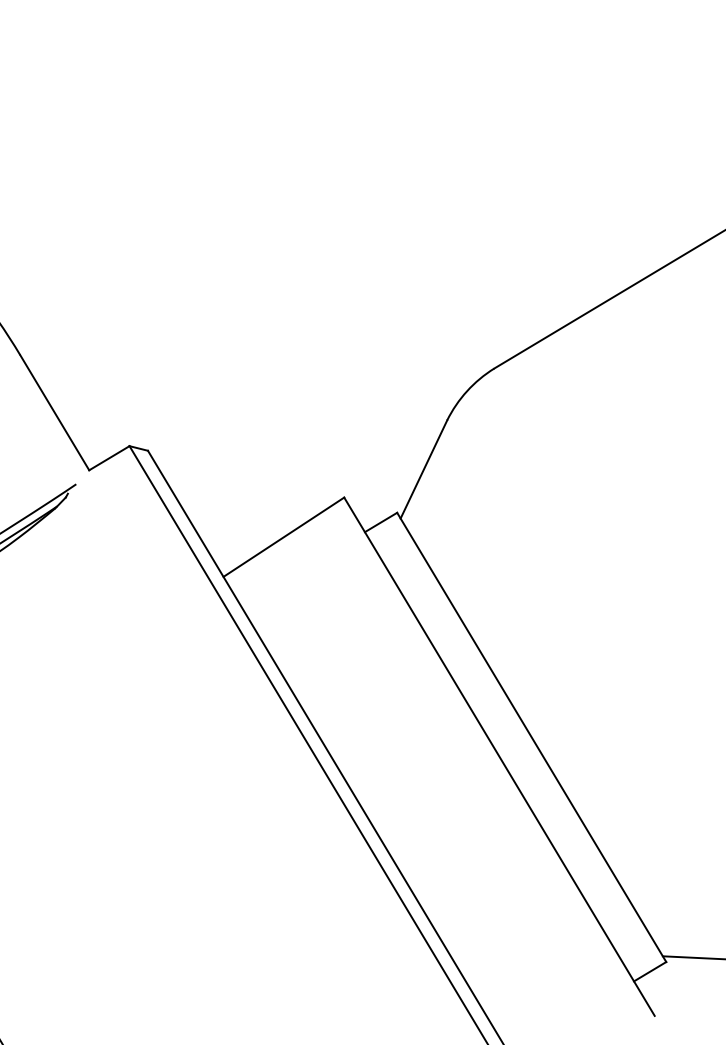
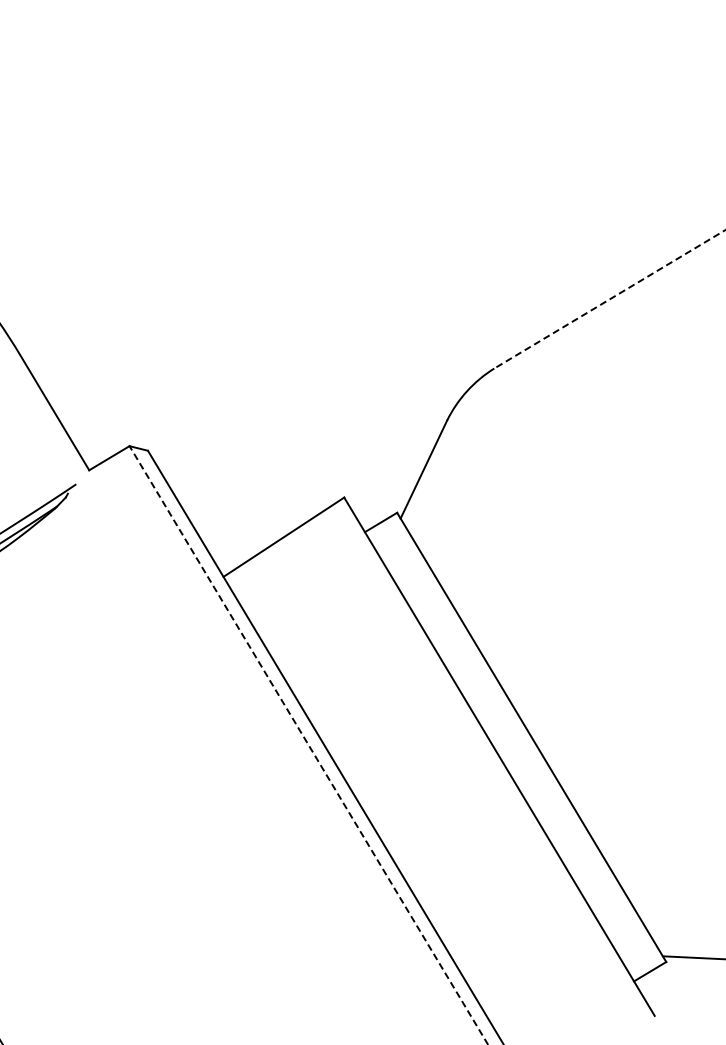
line: solid -> dashed (610, 299)
line: solid -> dashed (308, 745)
